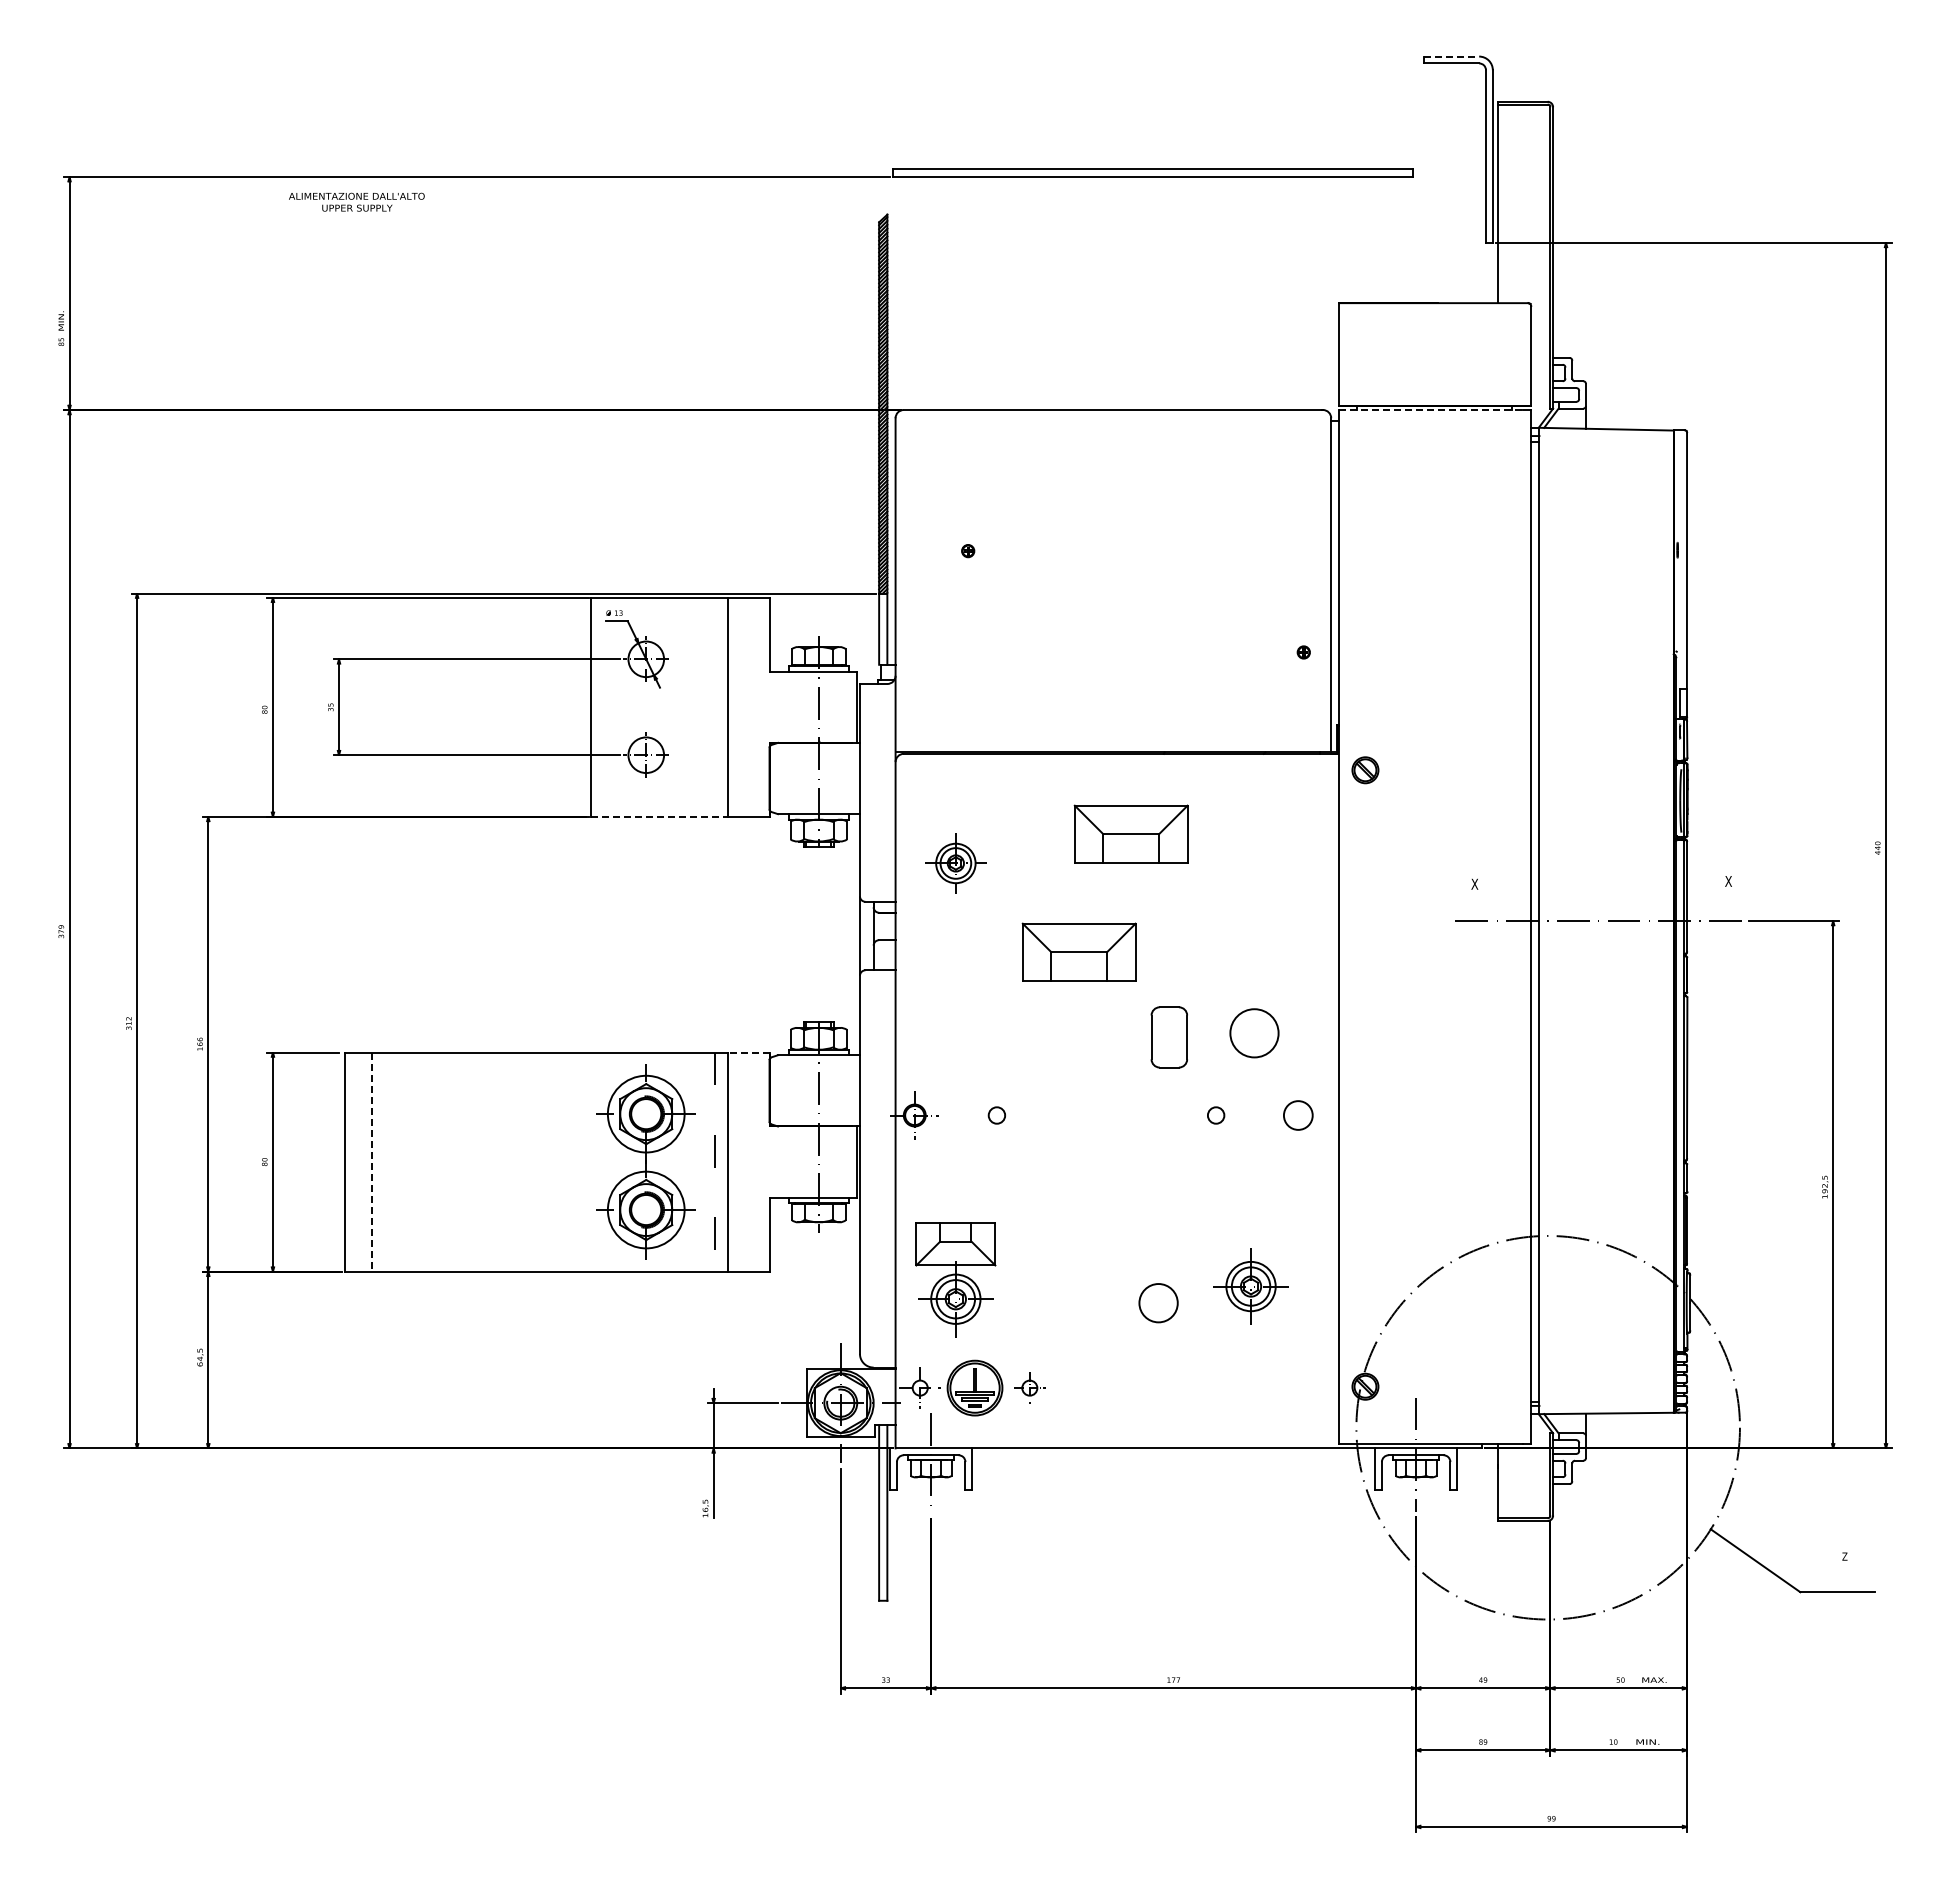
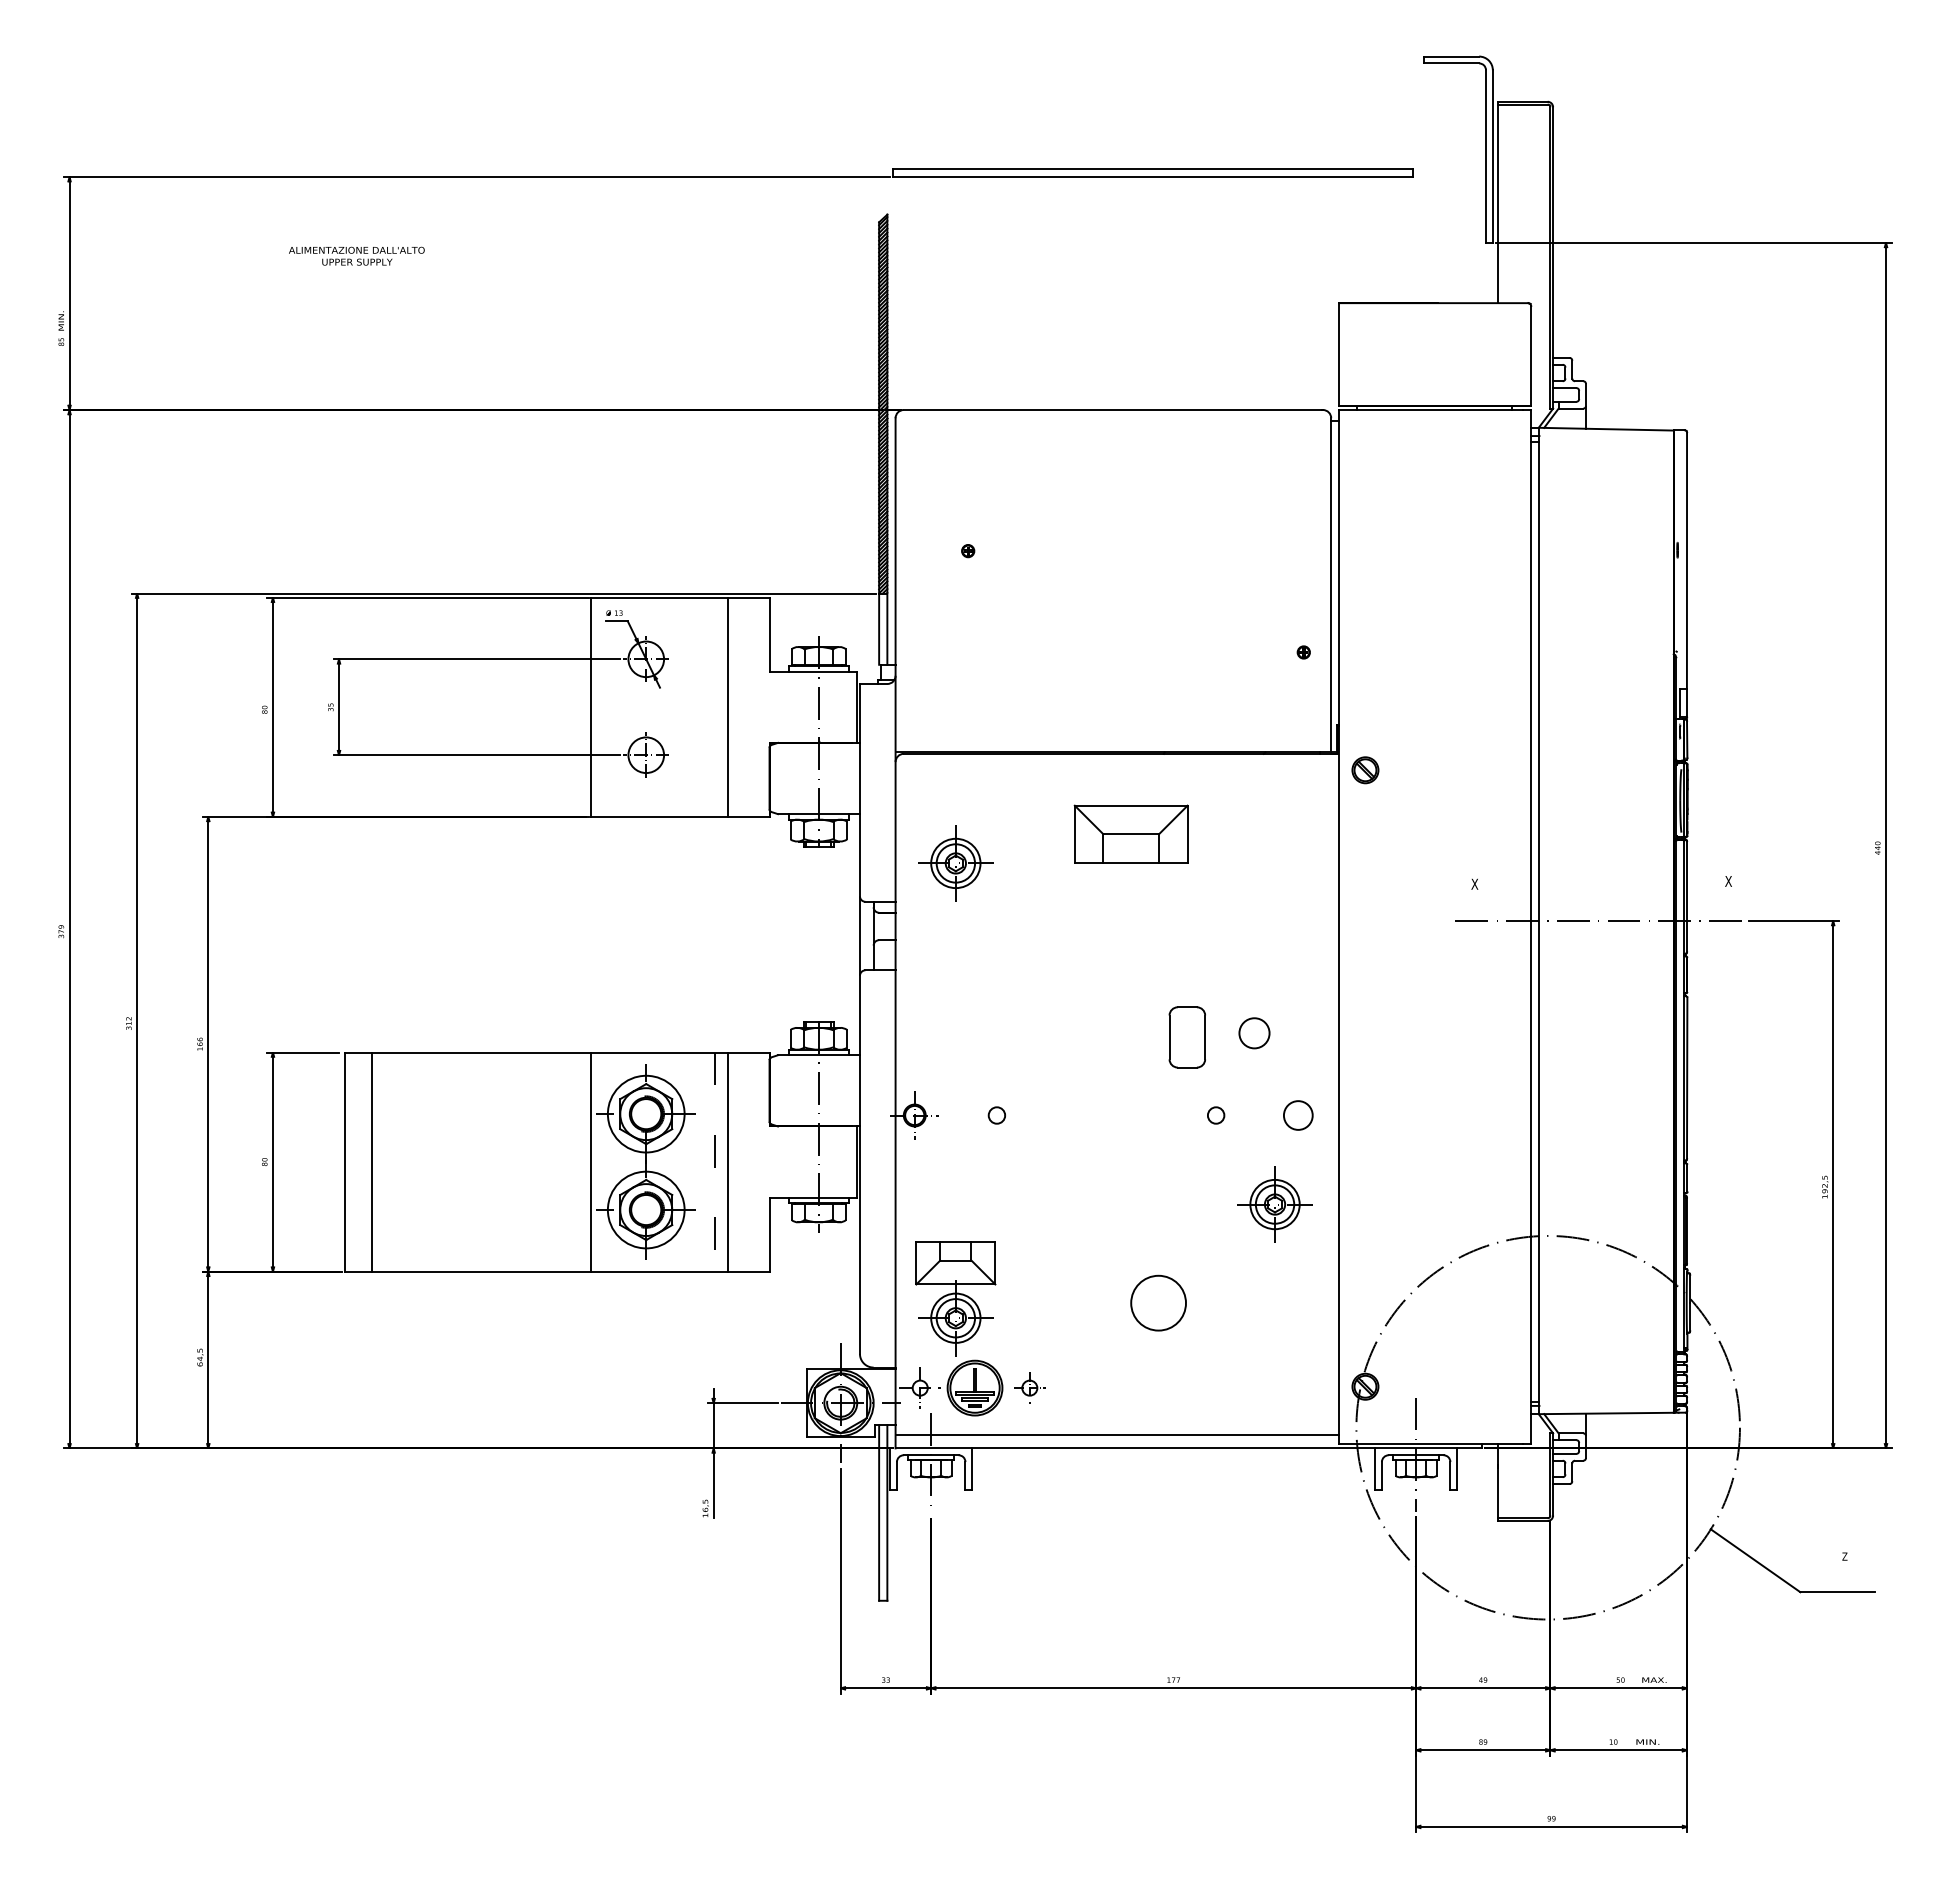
line: dashed -> solid (1452, 56)
text position: (356, 201) -> (356, 255) (356, 255)
line: dashed -> solid (1431, 410)
line: dashed -> solid (660, 816)
part size: 62x61 px -> 76x77 px (955, 863)
part: present -> none (1078, 951)
circle diameter: 48 px -> 30 px (1254, 1033)
part position: (1168, 1037) -> (1186, 1037) (1186, 1037)
line: dashed -> solid (749, 1052)
line: none -> present (591, 1161)
line: dashed -> solid (372, 1162)
part position: (955, 1279) -> (955, 1298) (955, 1298)
part position: (1250, 1286) -> (1274, 1204) (1274, 1204)
circle diameter: 38 px -> 55 px (1158, 1302)
line: none -> present (1117, 1434)
